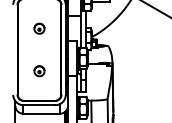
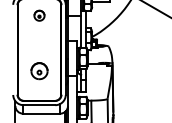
part position: (39, 28) -> (39, 15) (39, 15)
part size: 13x13 px -> 19x19 px (39, 71)
